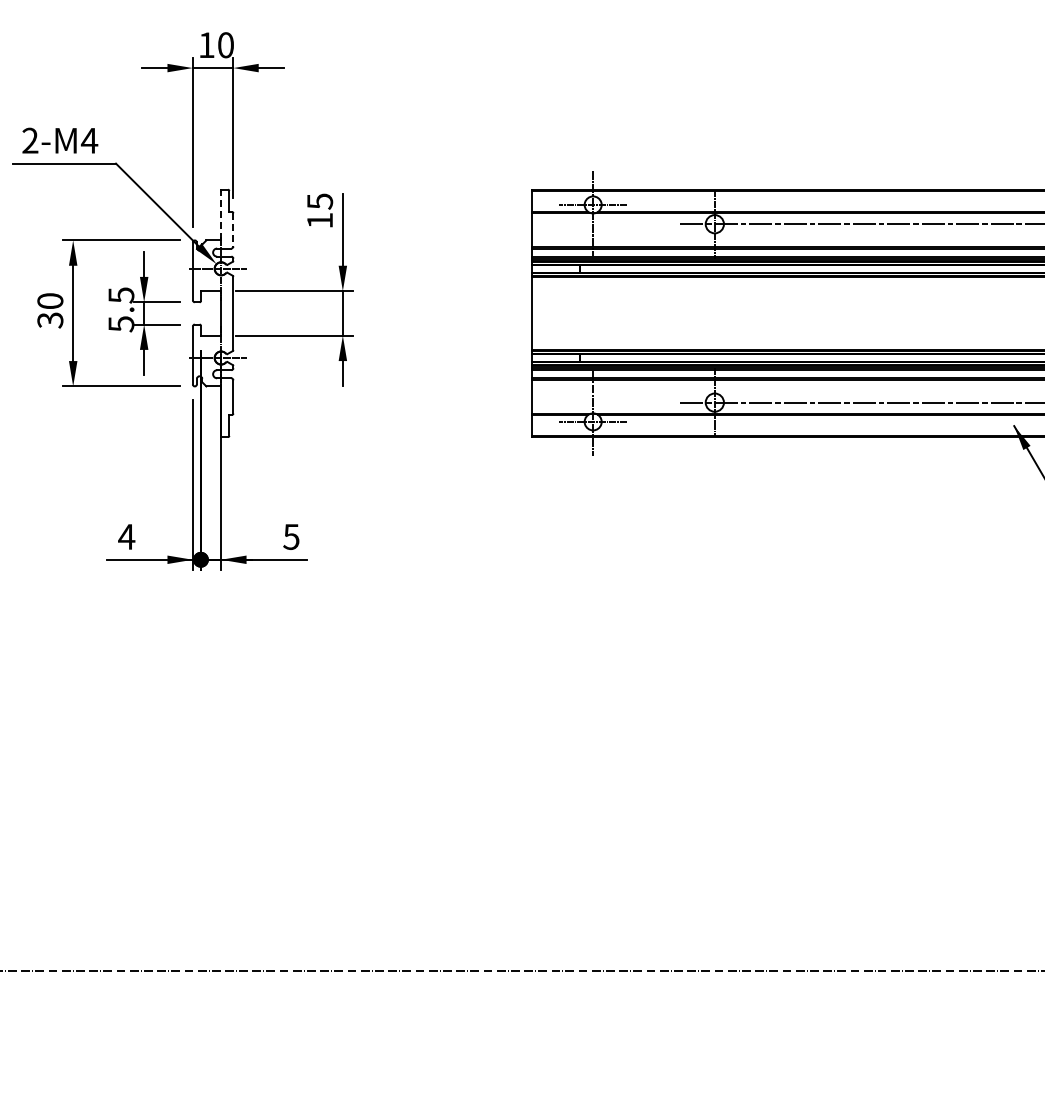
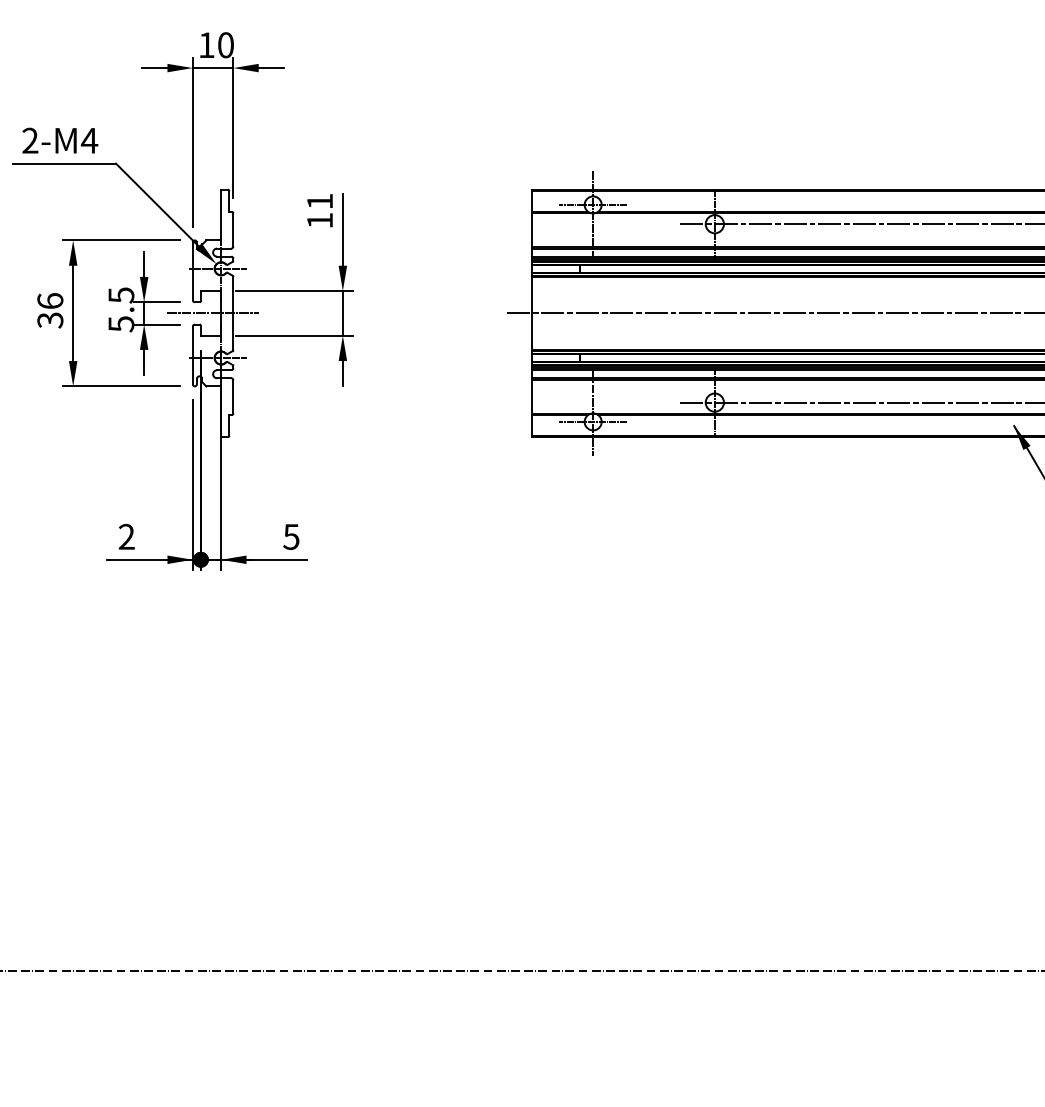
text: 15 -> 11 (320, 201)
line: dashed -> solid (221, 215)
line: dashed -> solid (233, 229)
text: 30 -> 36 (50, 300)
line: none -> present (212, 313)
line: none -> present (774, 313)
text: 4 -> 2 (126, 536)
